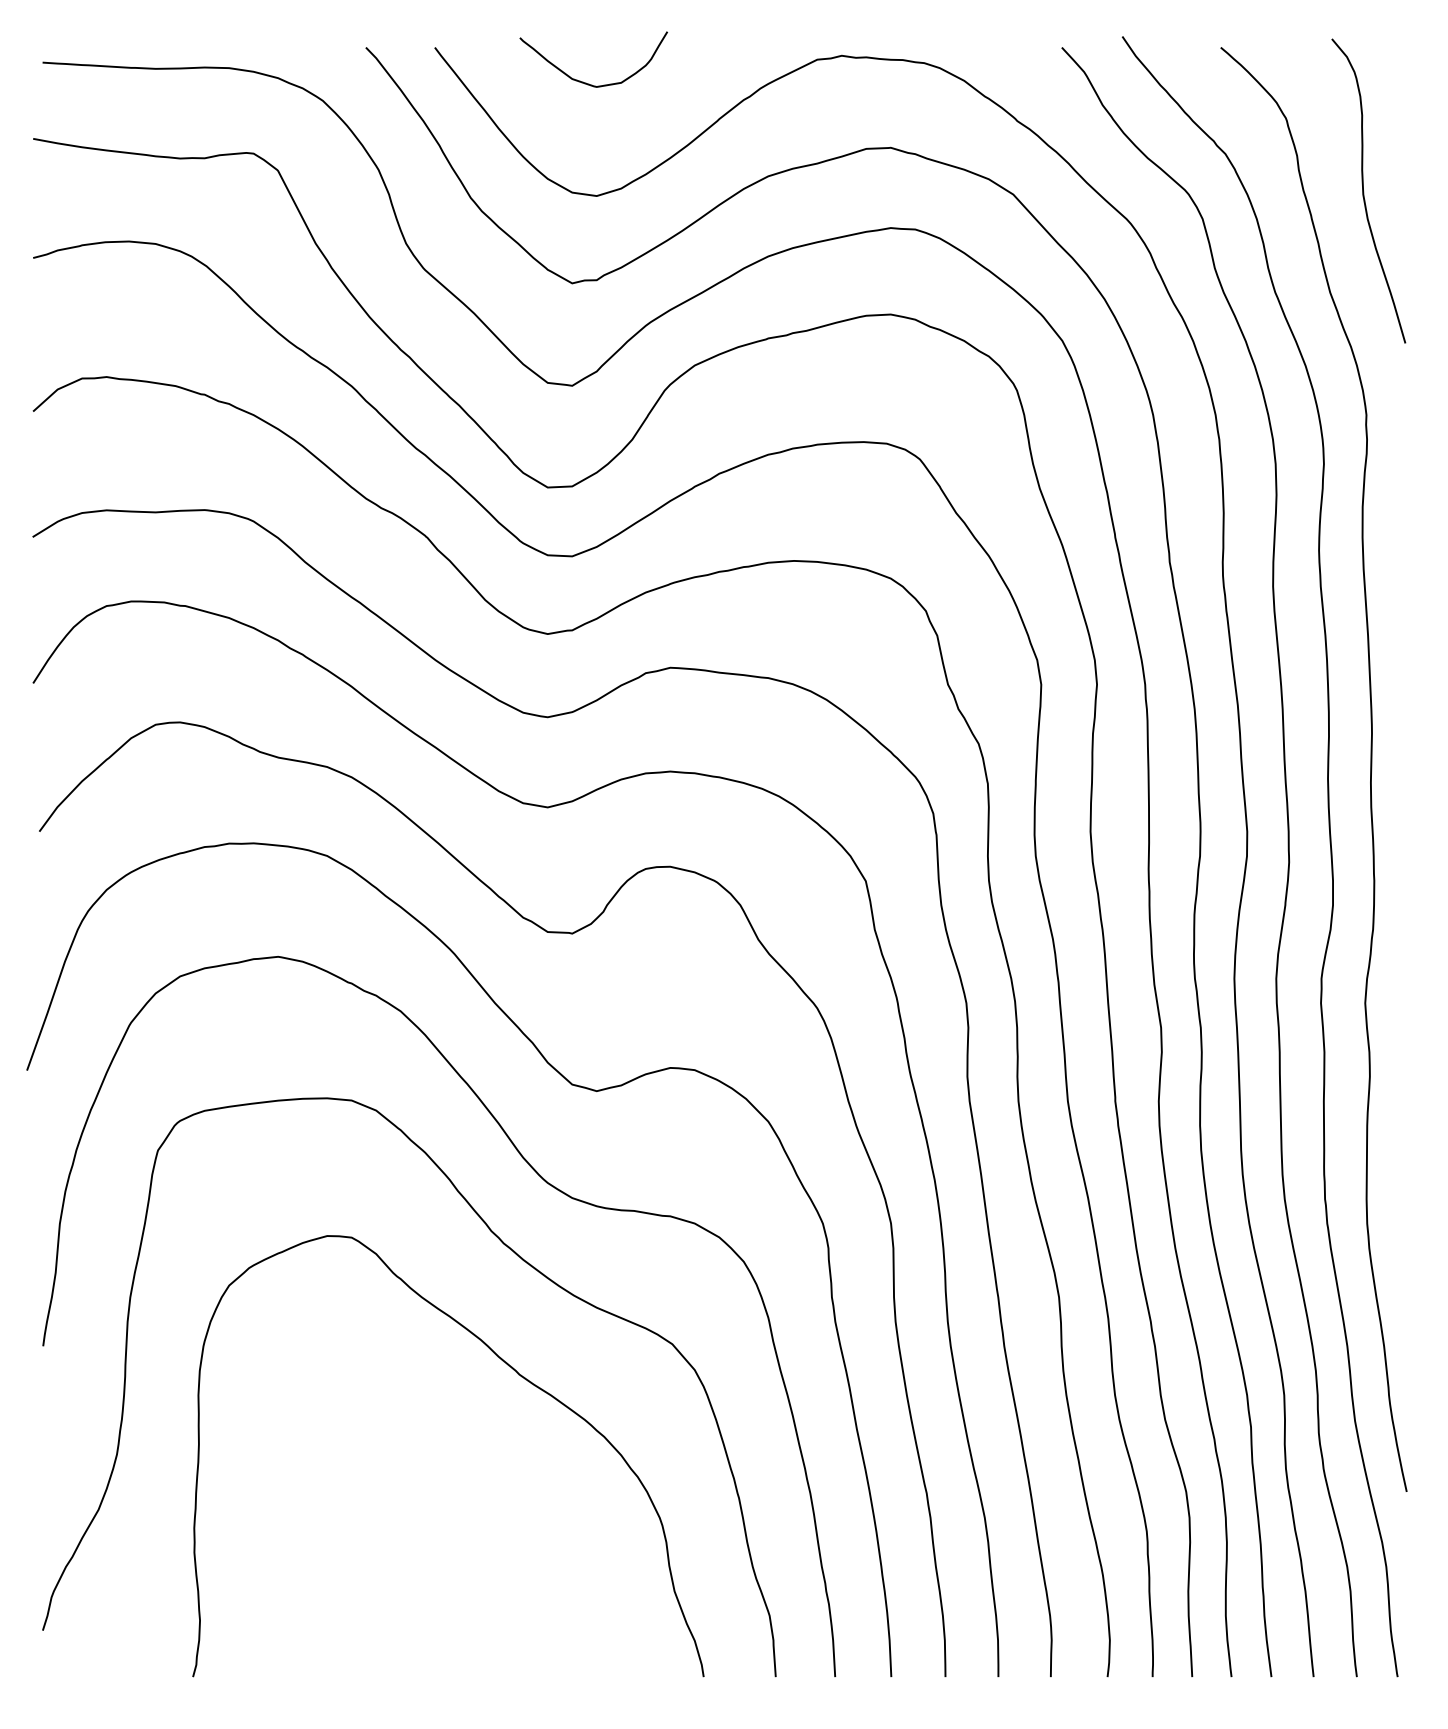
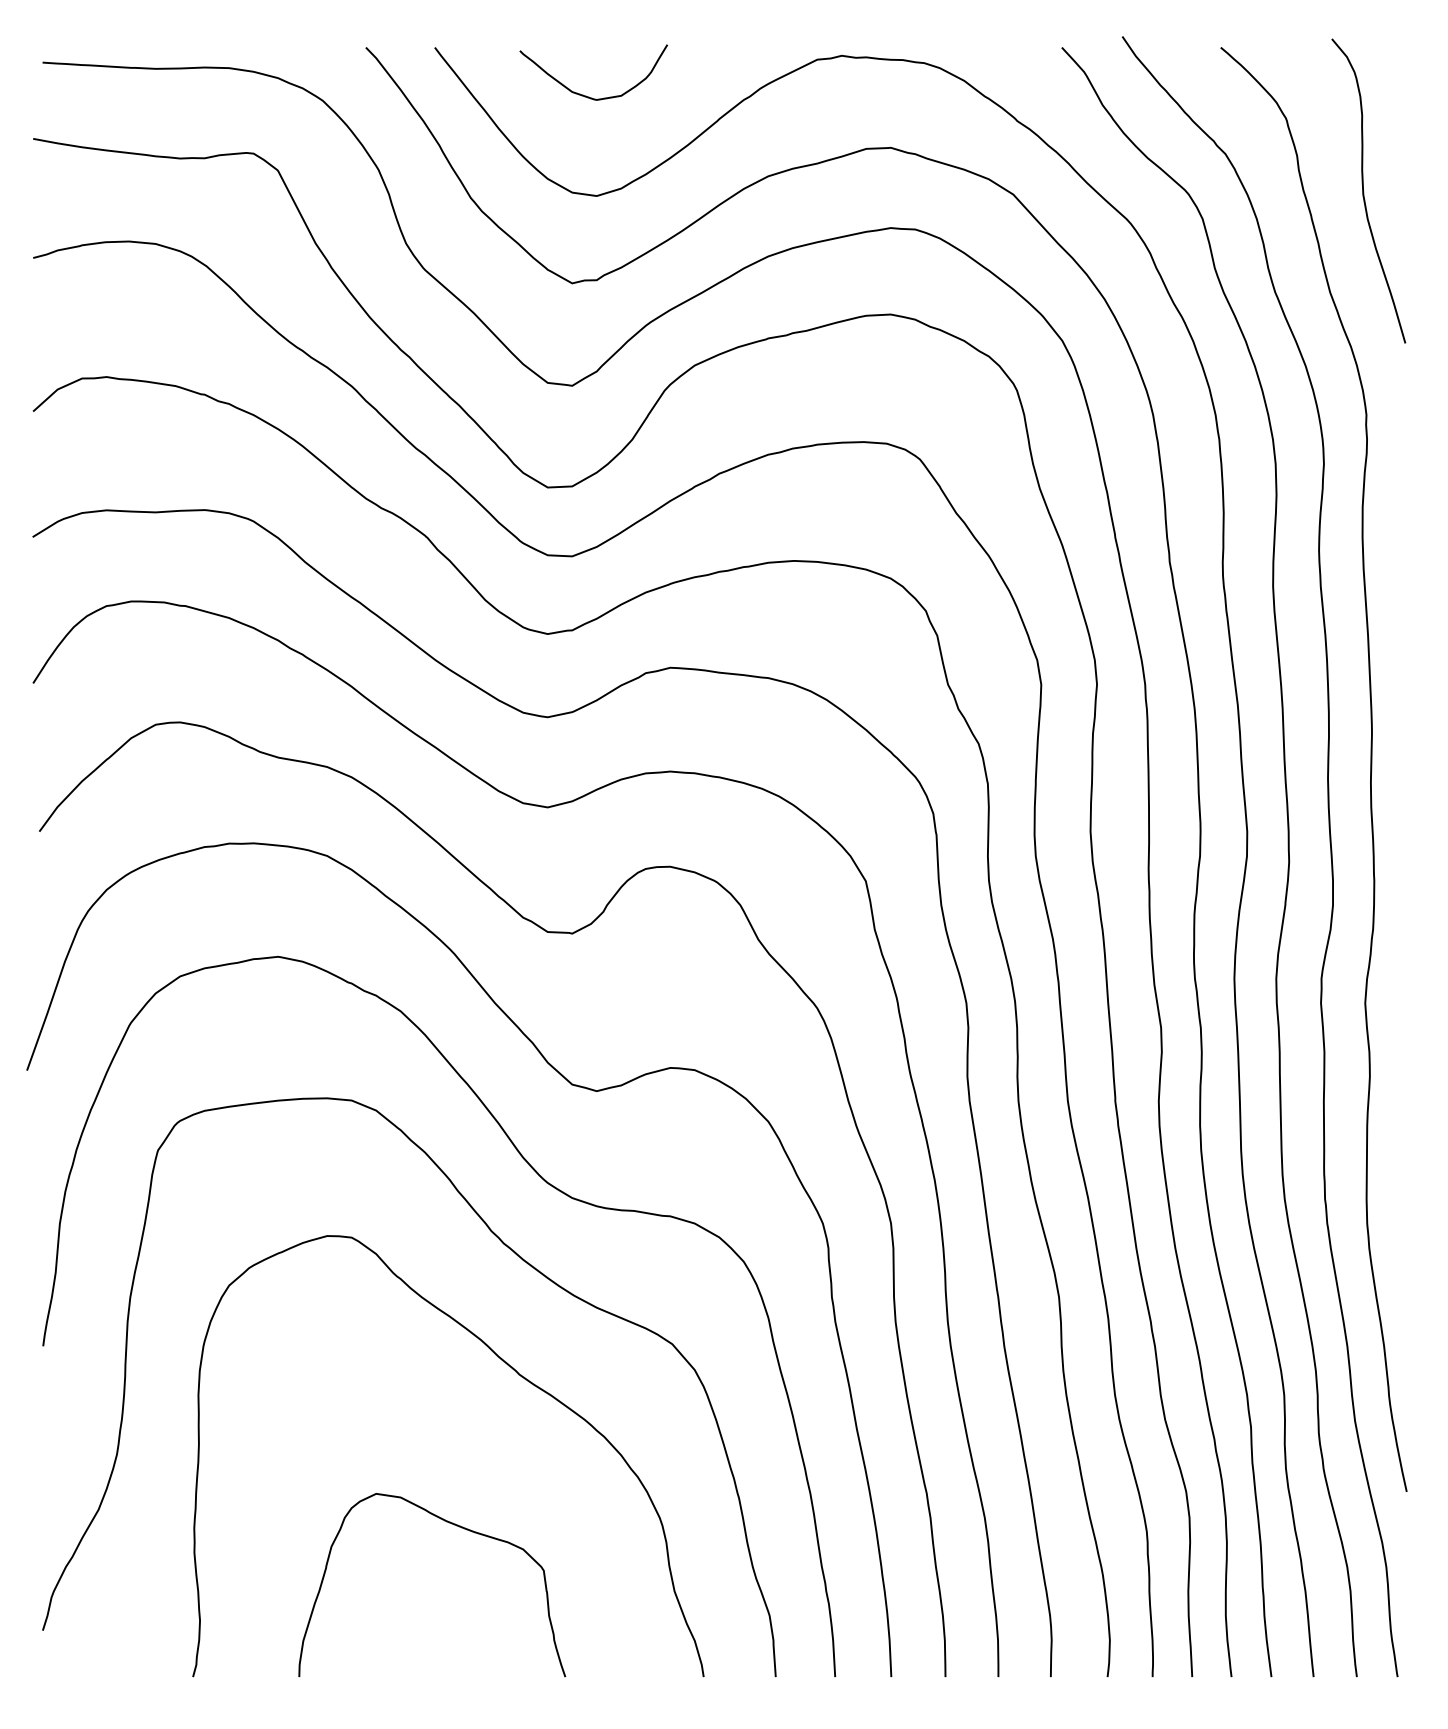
curve position: (586, 82) -> (586, 95) (586, 95)
curve: none -> present (456, 1526)
